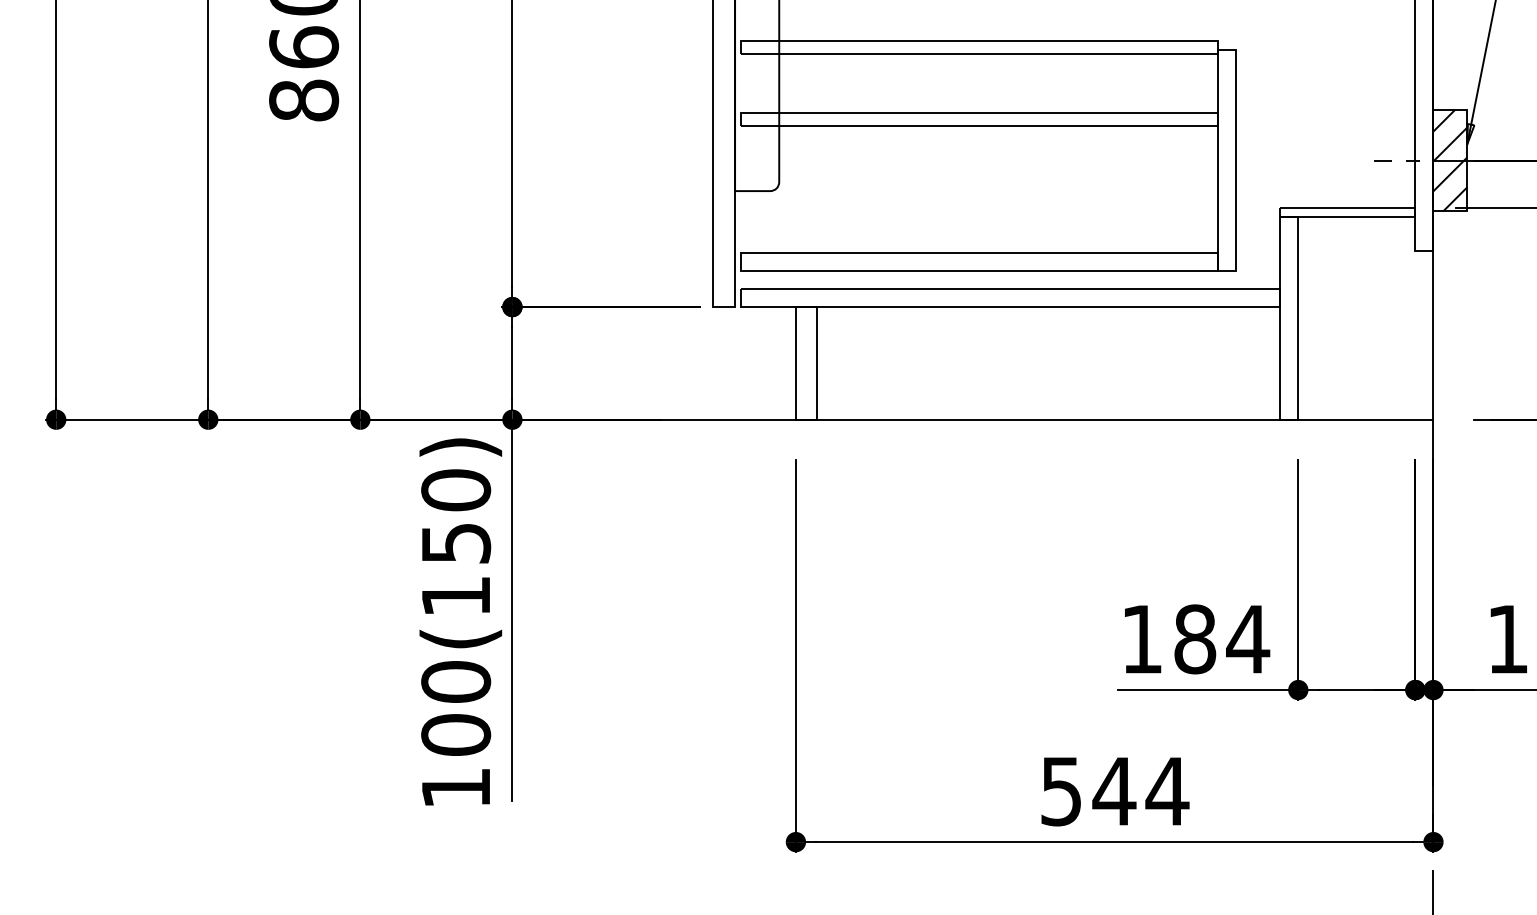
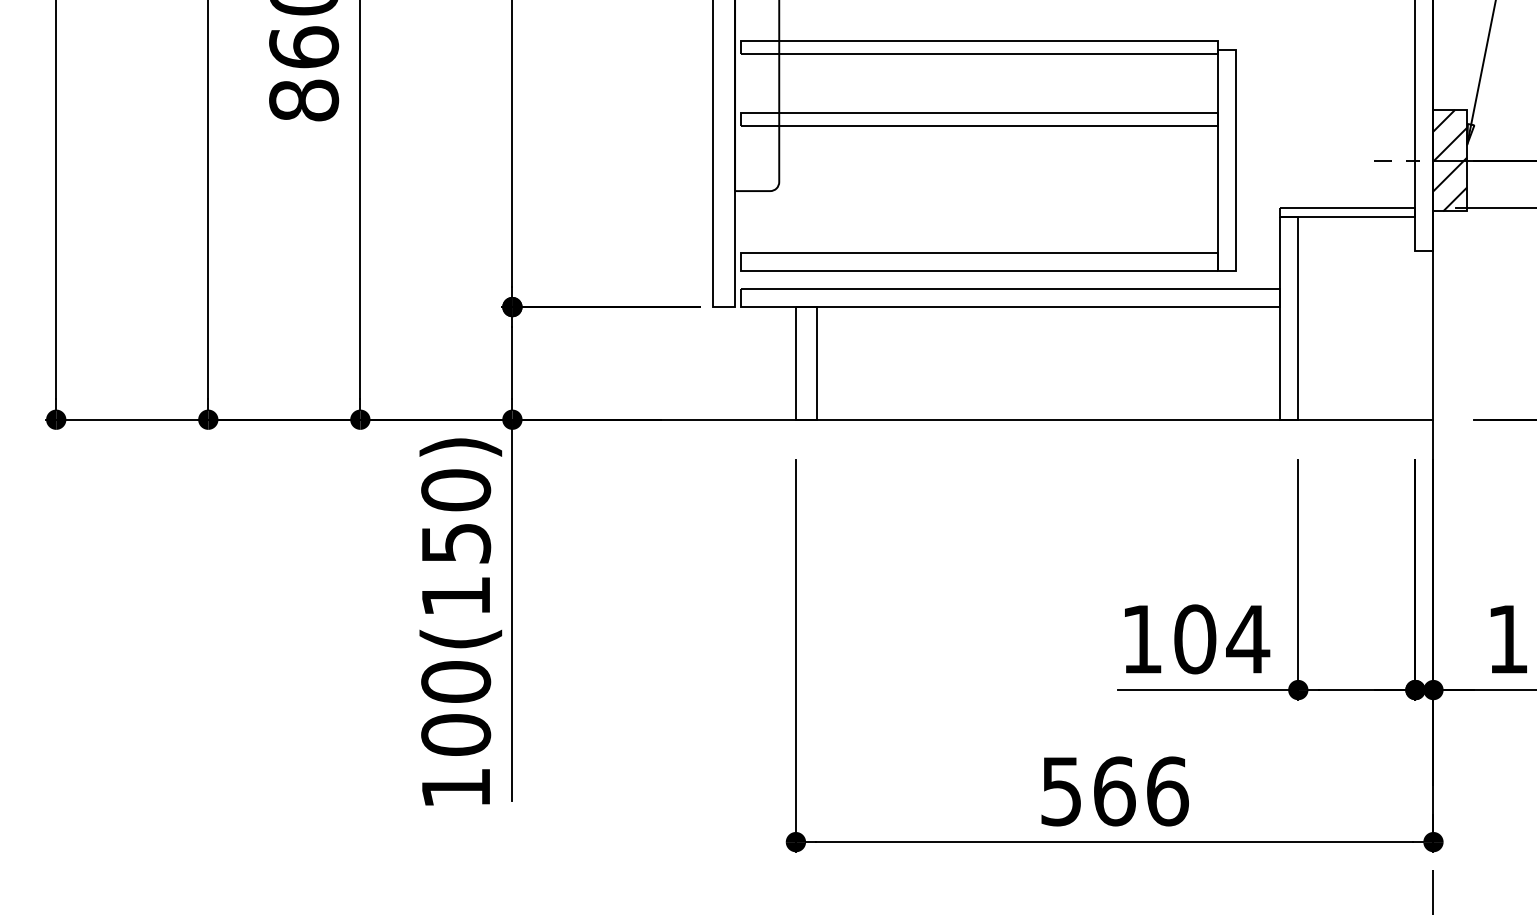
text: 184 -> 104 (1195, 639)
text: 544 -> 566 (1140, 791)
